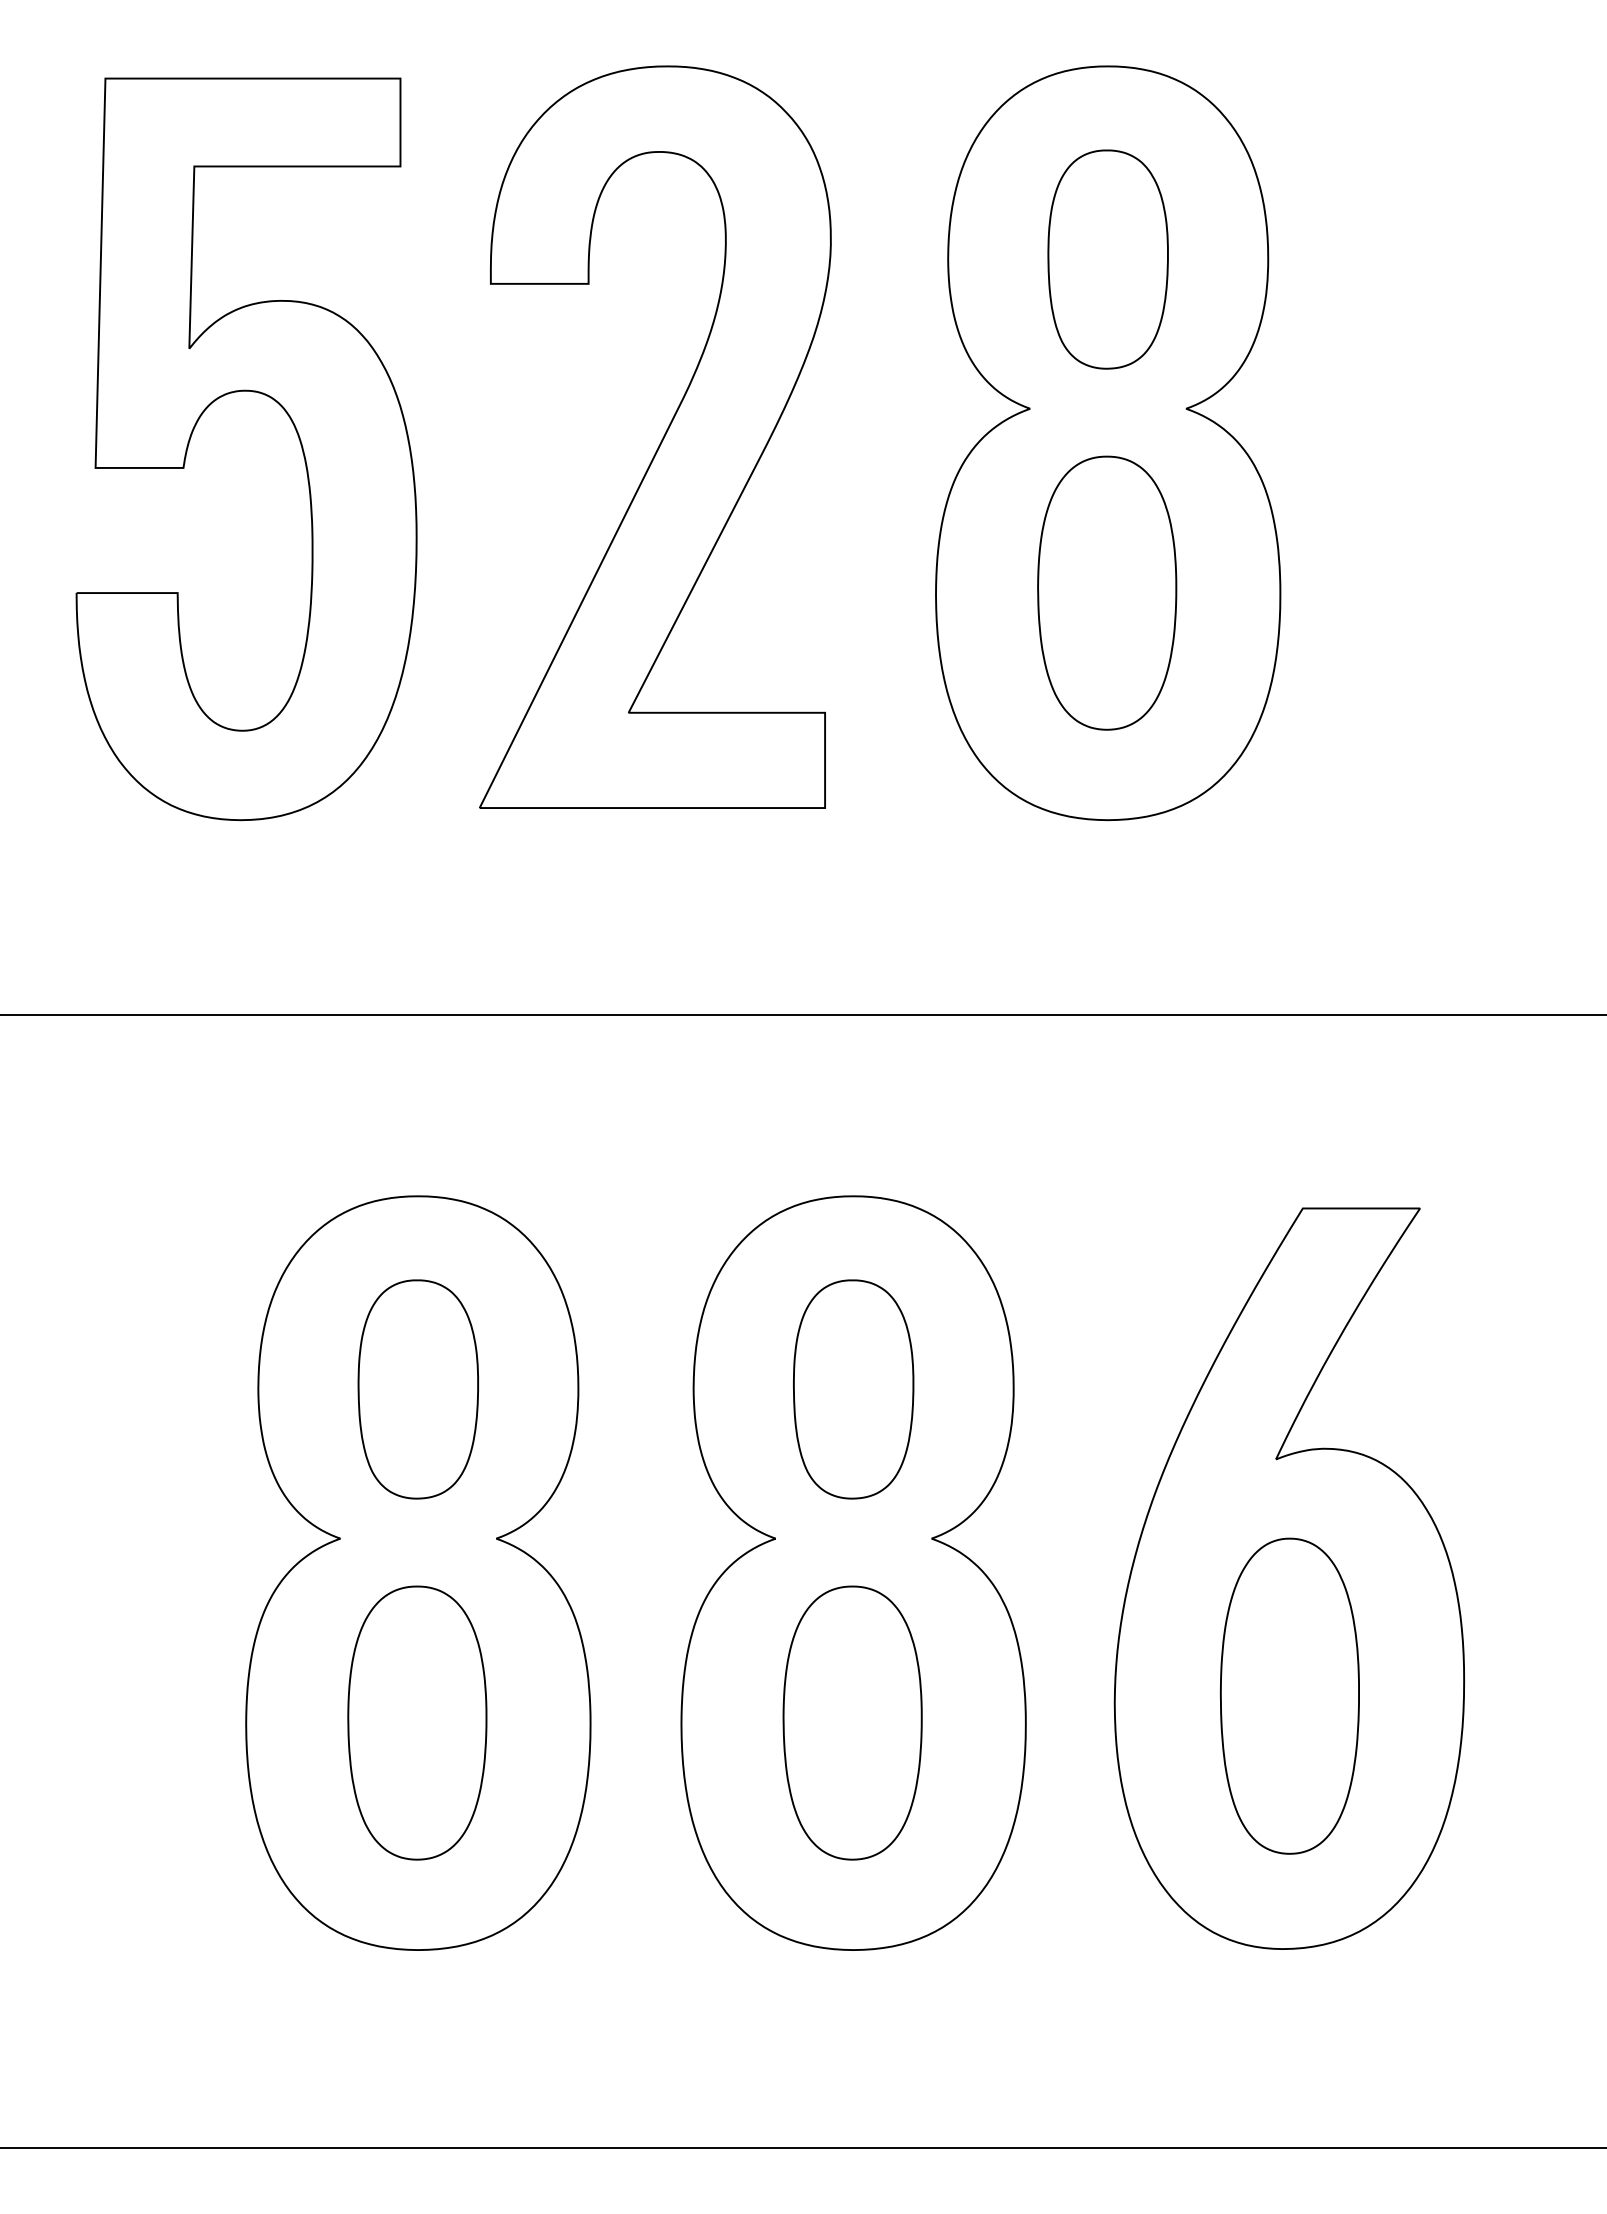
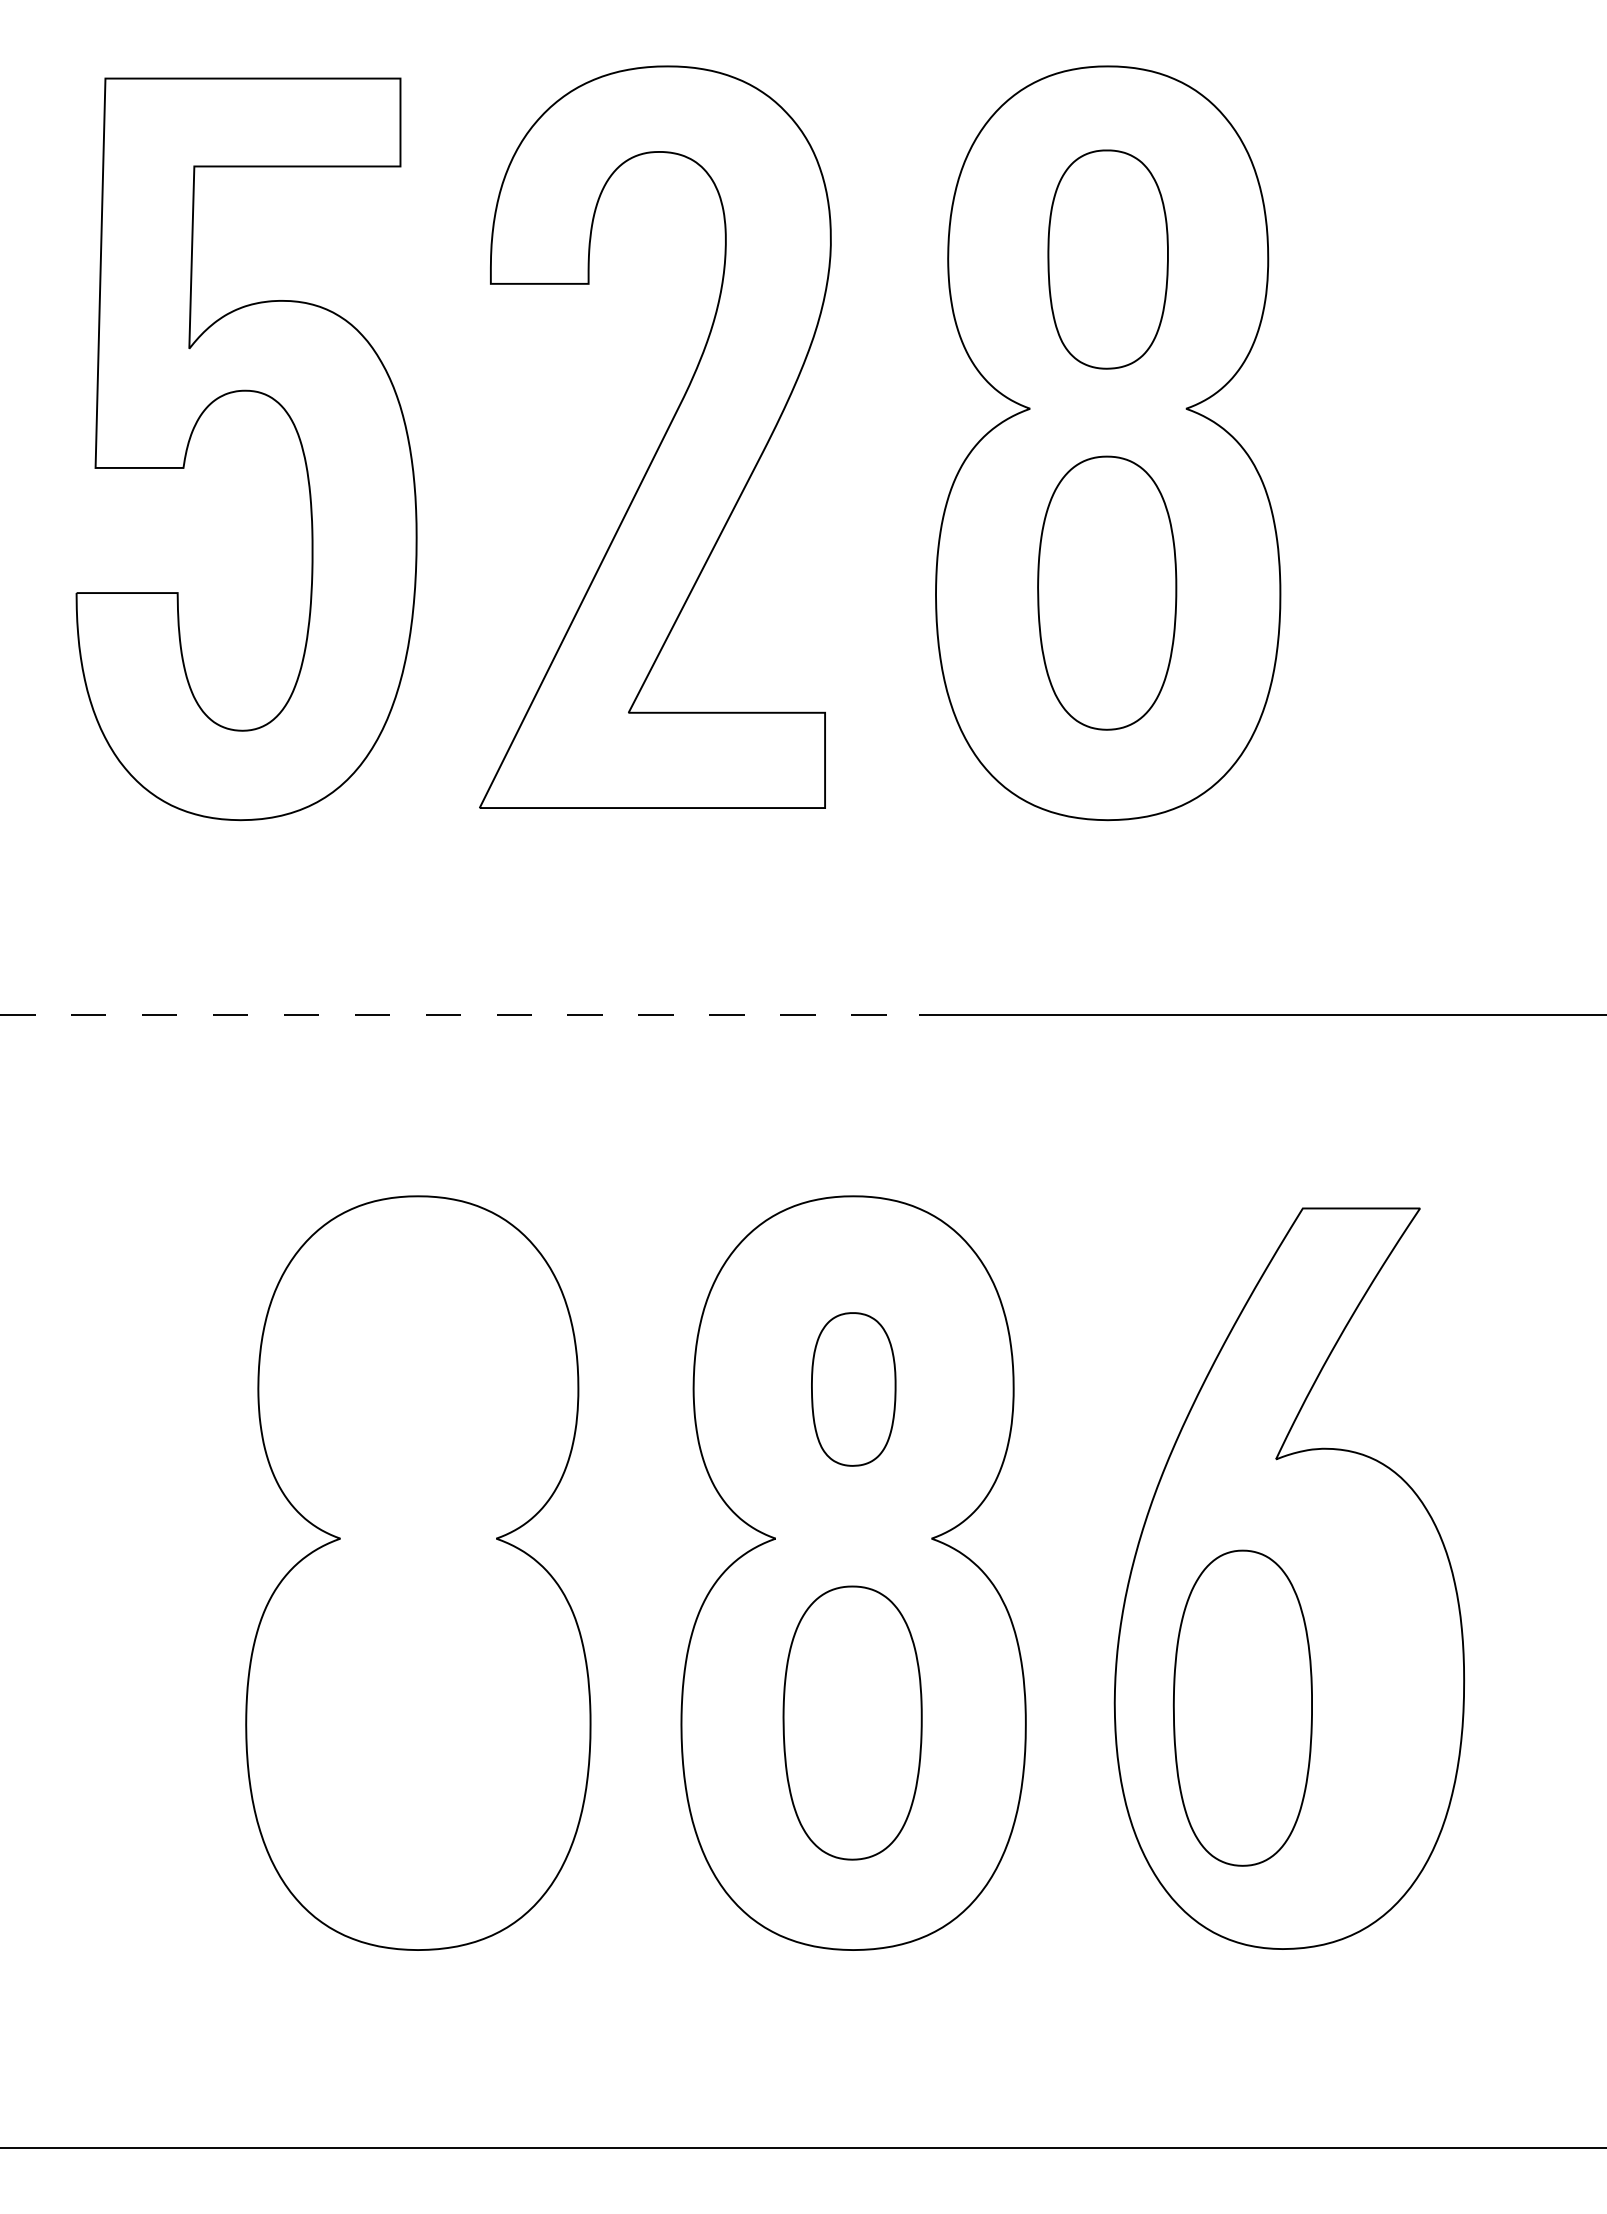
line: solid -> dashed (459, 1014)
part: present -> none (417, 1389)
part size: 122x221 px -> 86x155 px (853, 1389)
part position: (1289, 1695) -> (1242, 1707) (1242, 1707)
part: present -> none (417, 1722)
